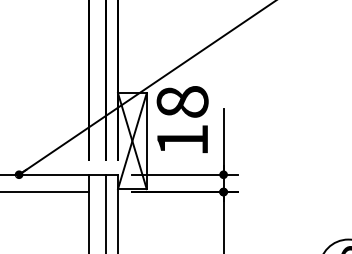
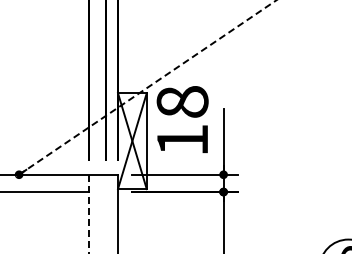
line: solid -> dashed (147, 87)
line: present -> none (106, 212)
line: solid -> dashed (89, 214)
